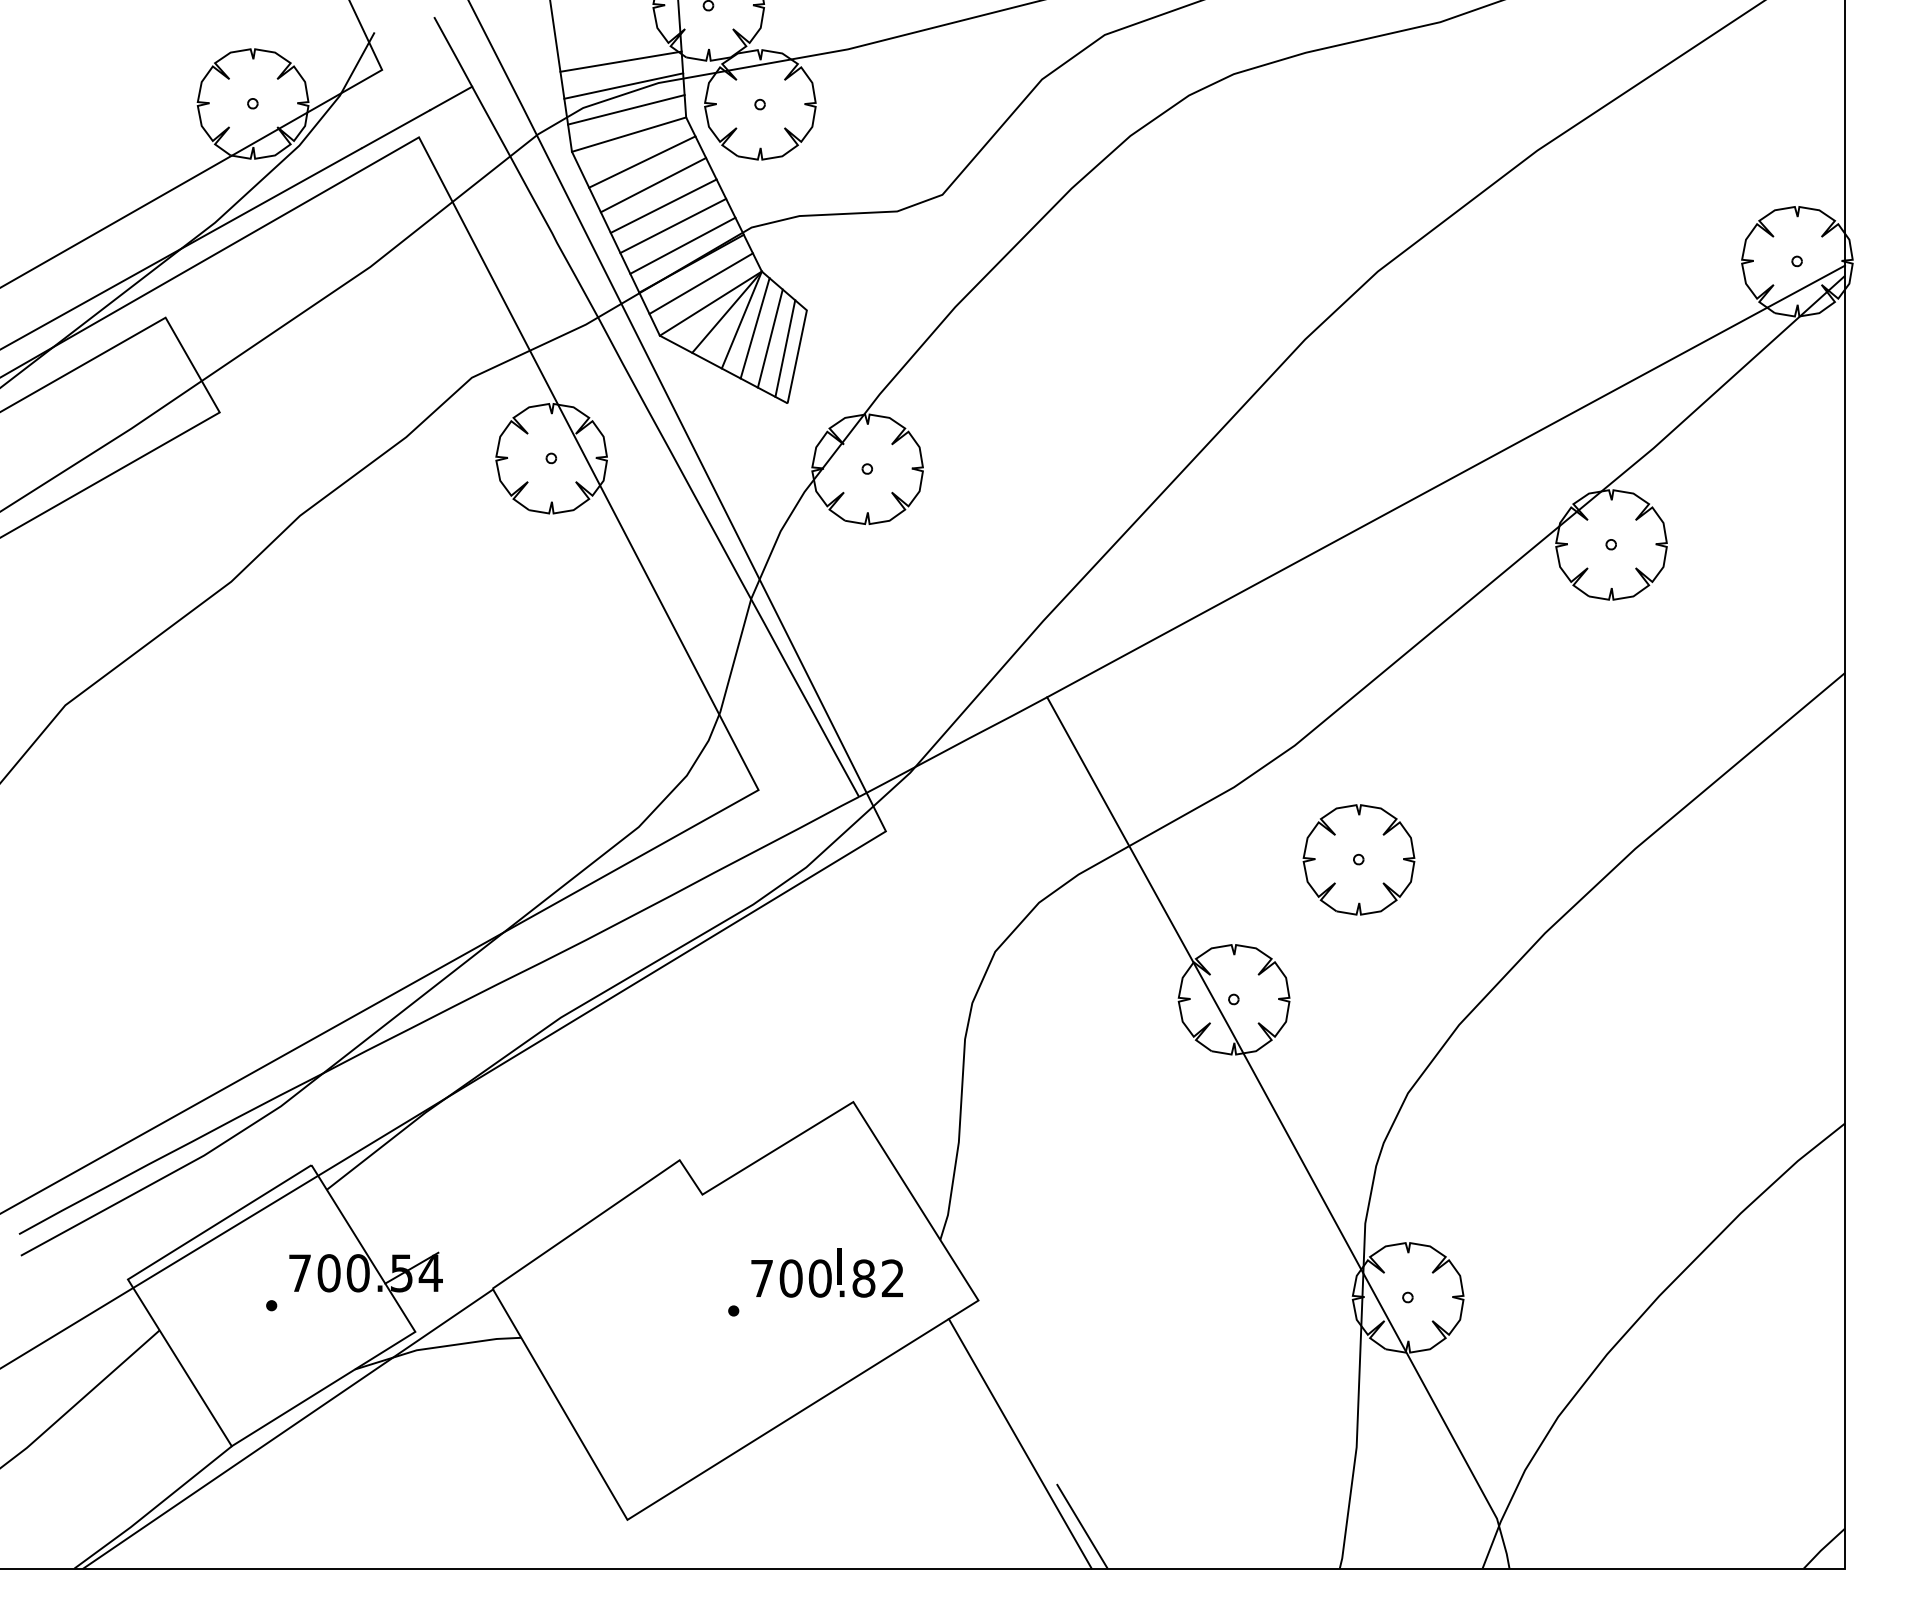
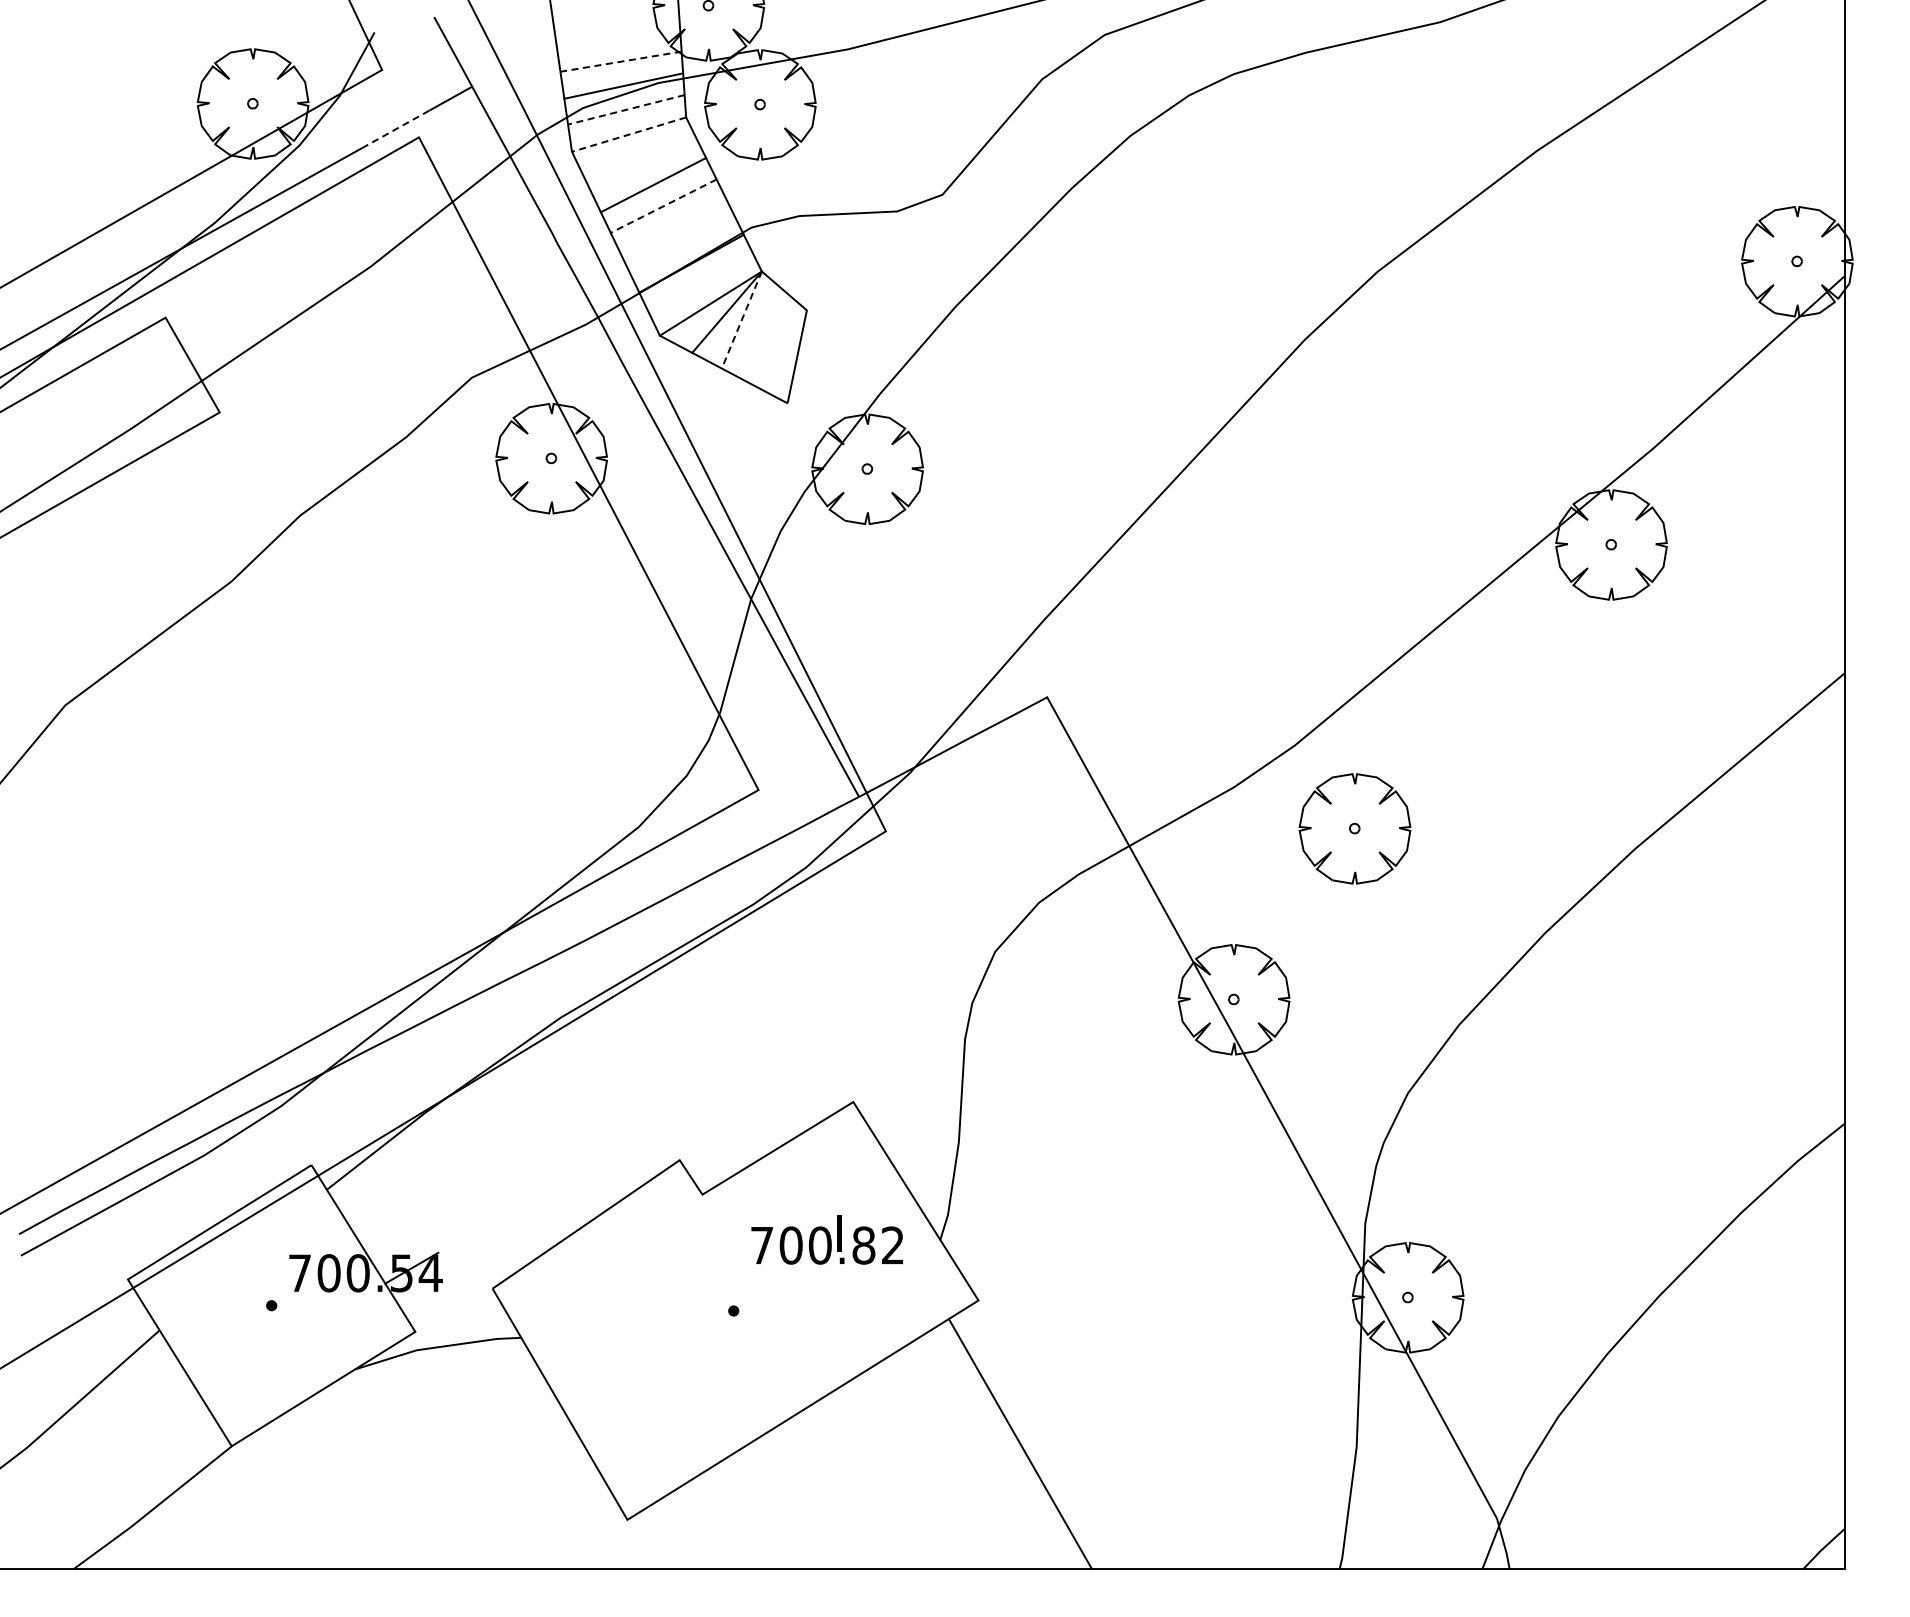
line: solid -> dashed (620, 61)
line: solid -> dashed (625, 109)
line: solid -> dashed (396, 129)
line: solid -> dashed (629, 134)
line: present -> none (642, 161)
line: solid -> dashed (663, 206)
line: present -> none (673, 225)
line: present -> none (682, 245)
line: present -> none (700, 283)
line: solid -> dashed (741, 320)
line: present -> none (754, 328)
line: present -> none (769, 338)
line: present -> none (785, 348)
line: present -> none (1445, 481)
part position: (1358, 859) -> (1354, 828) (1354, 828)
text position: (826, 1272) -> (826, 1239) (826, 1239)
line: present -> none (288, 1428)
line: present -> none (1082, 1526)
